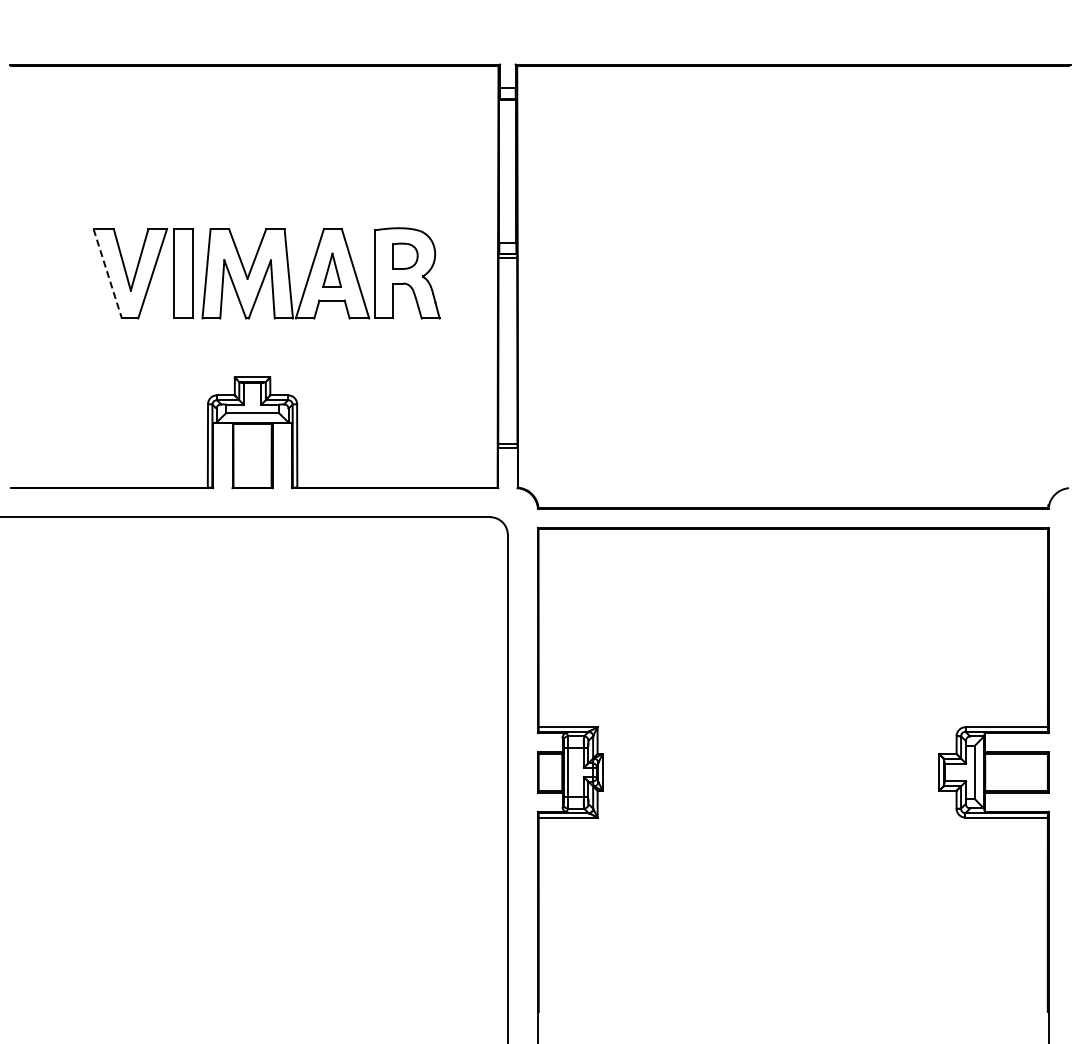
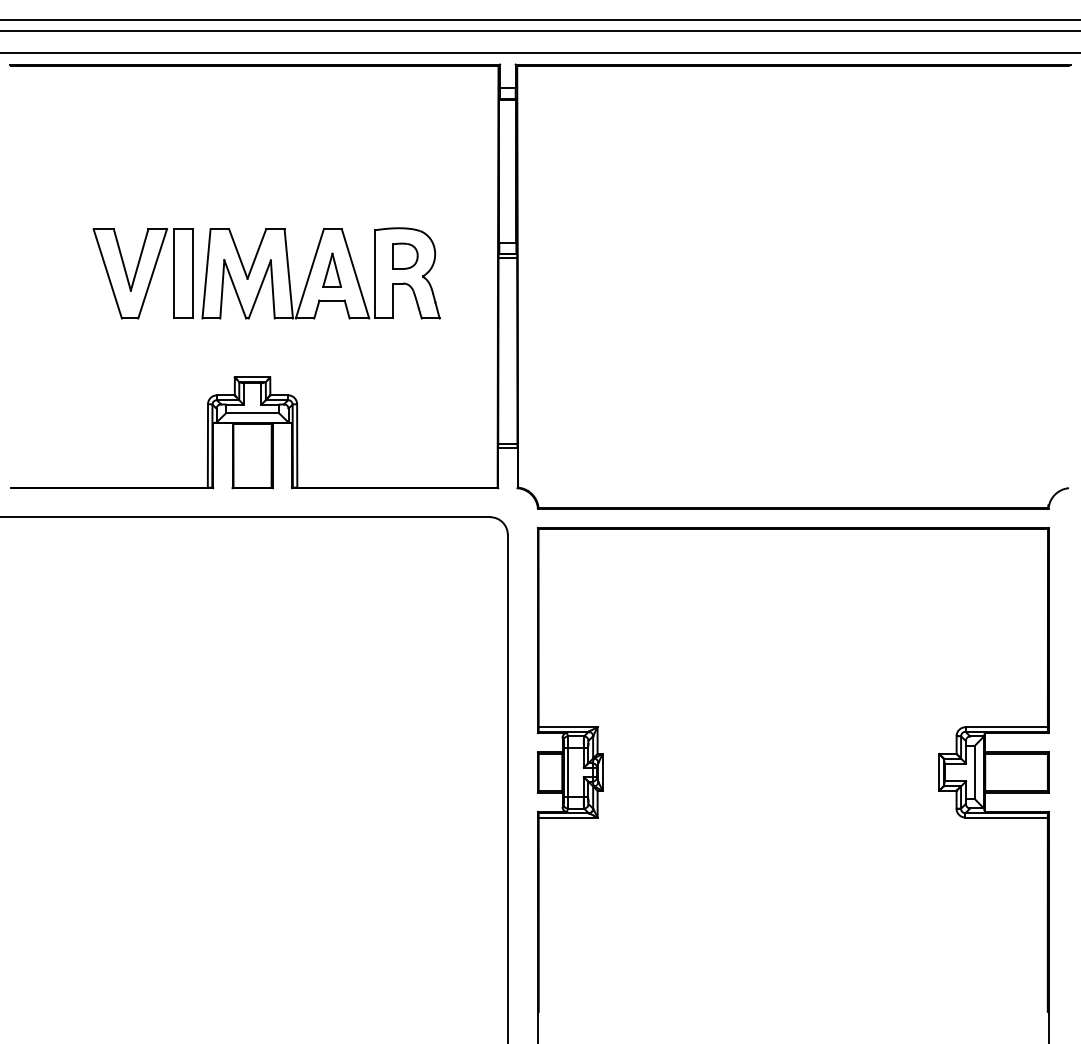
line: none -> present (539, 19)
line: none -> present (539, 31)
line: none -> present (539, 53)
line: dashed -> solid (107, 273)
